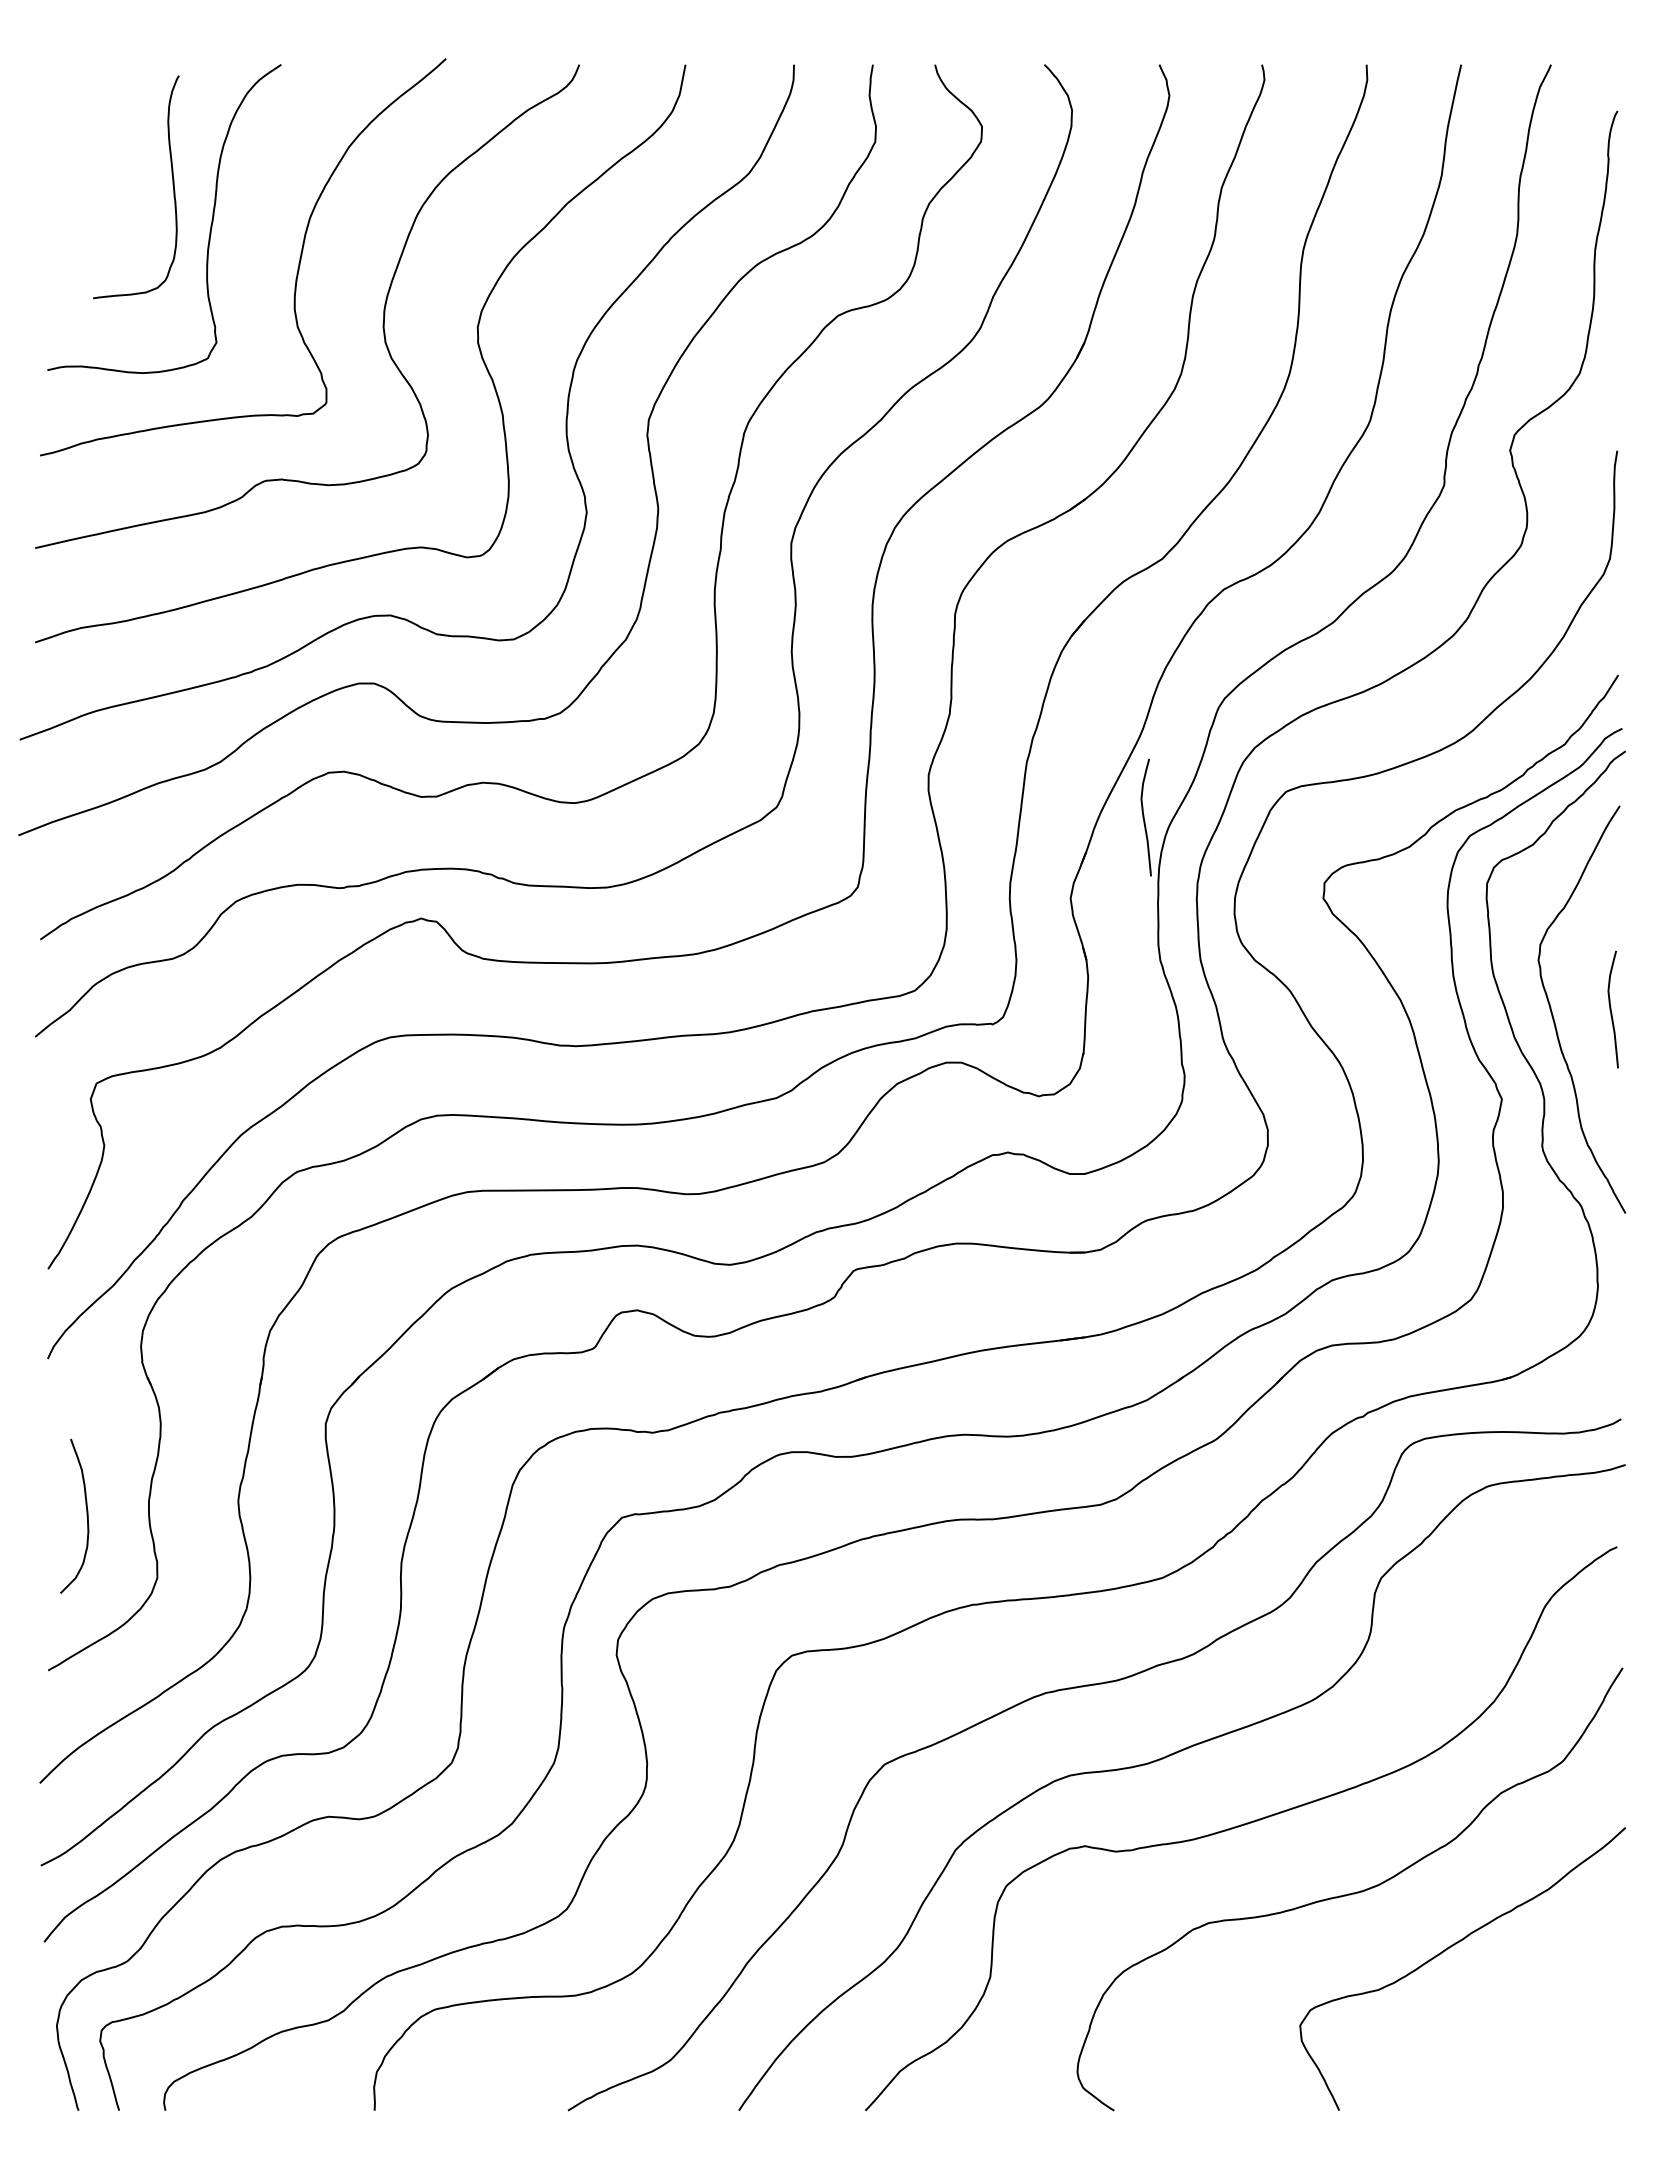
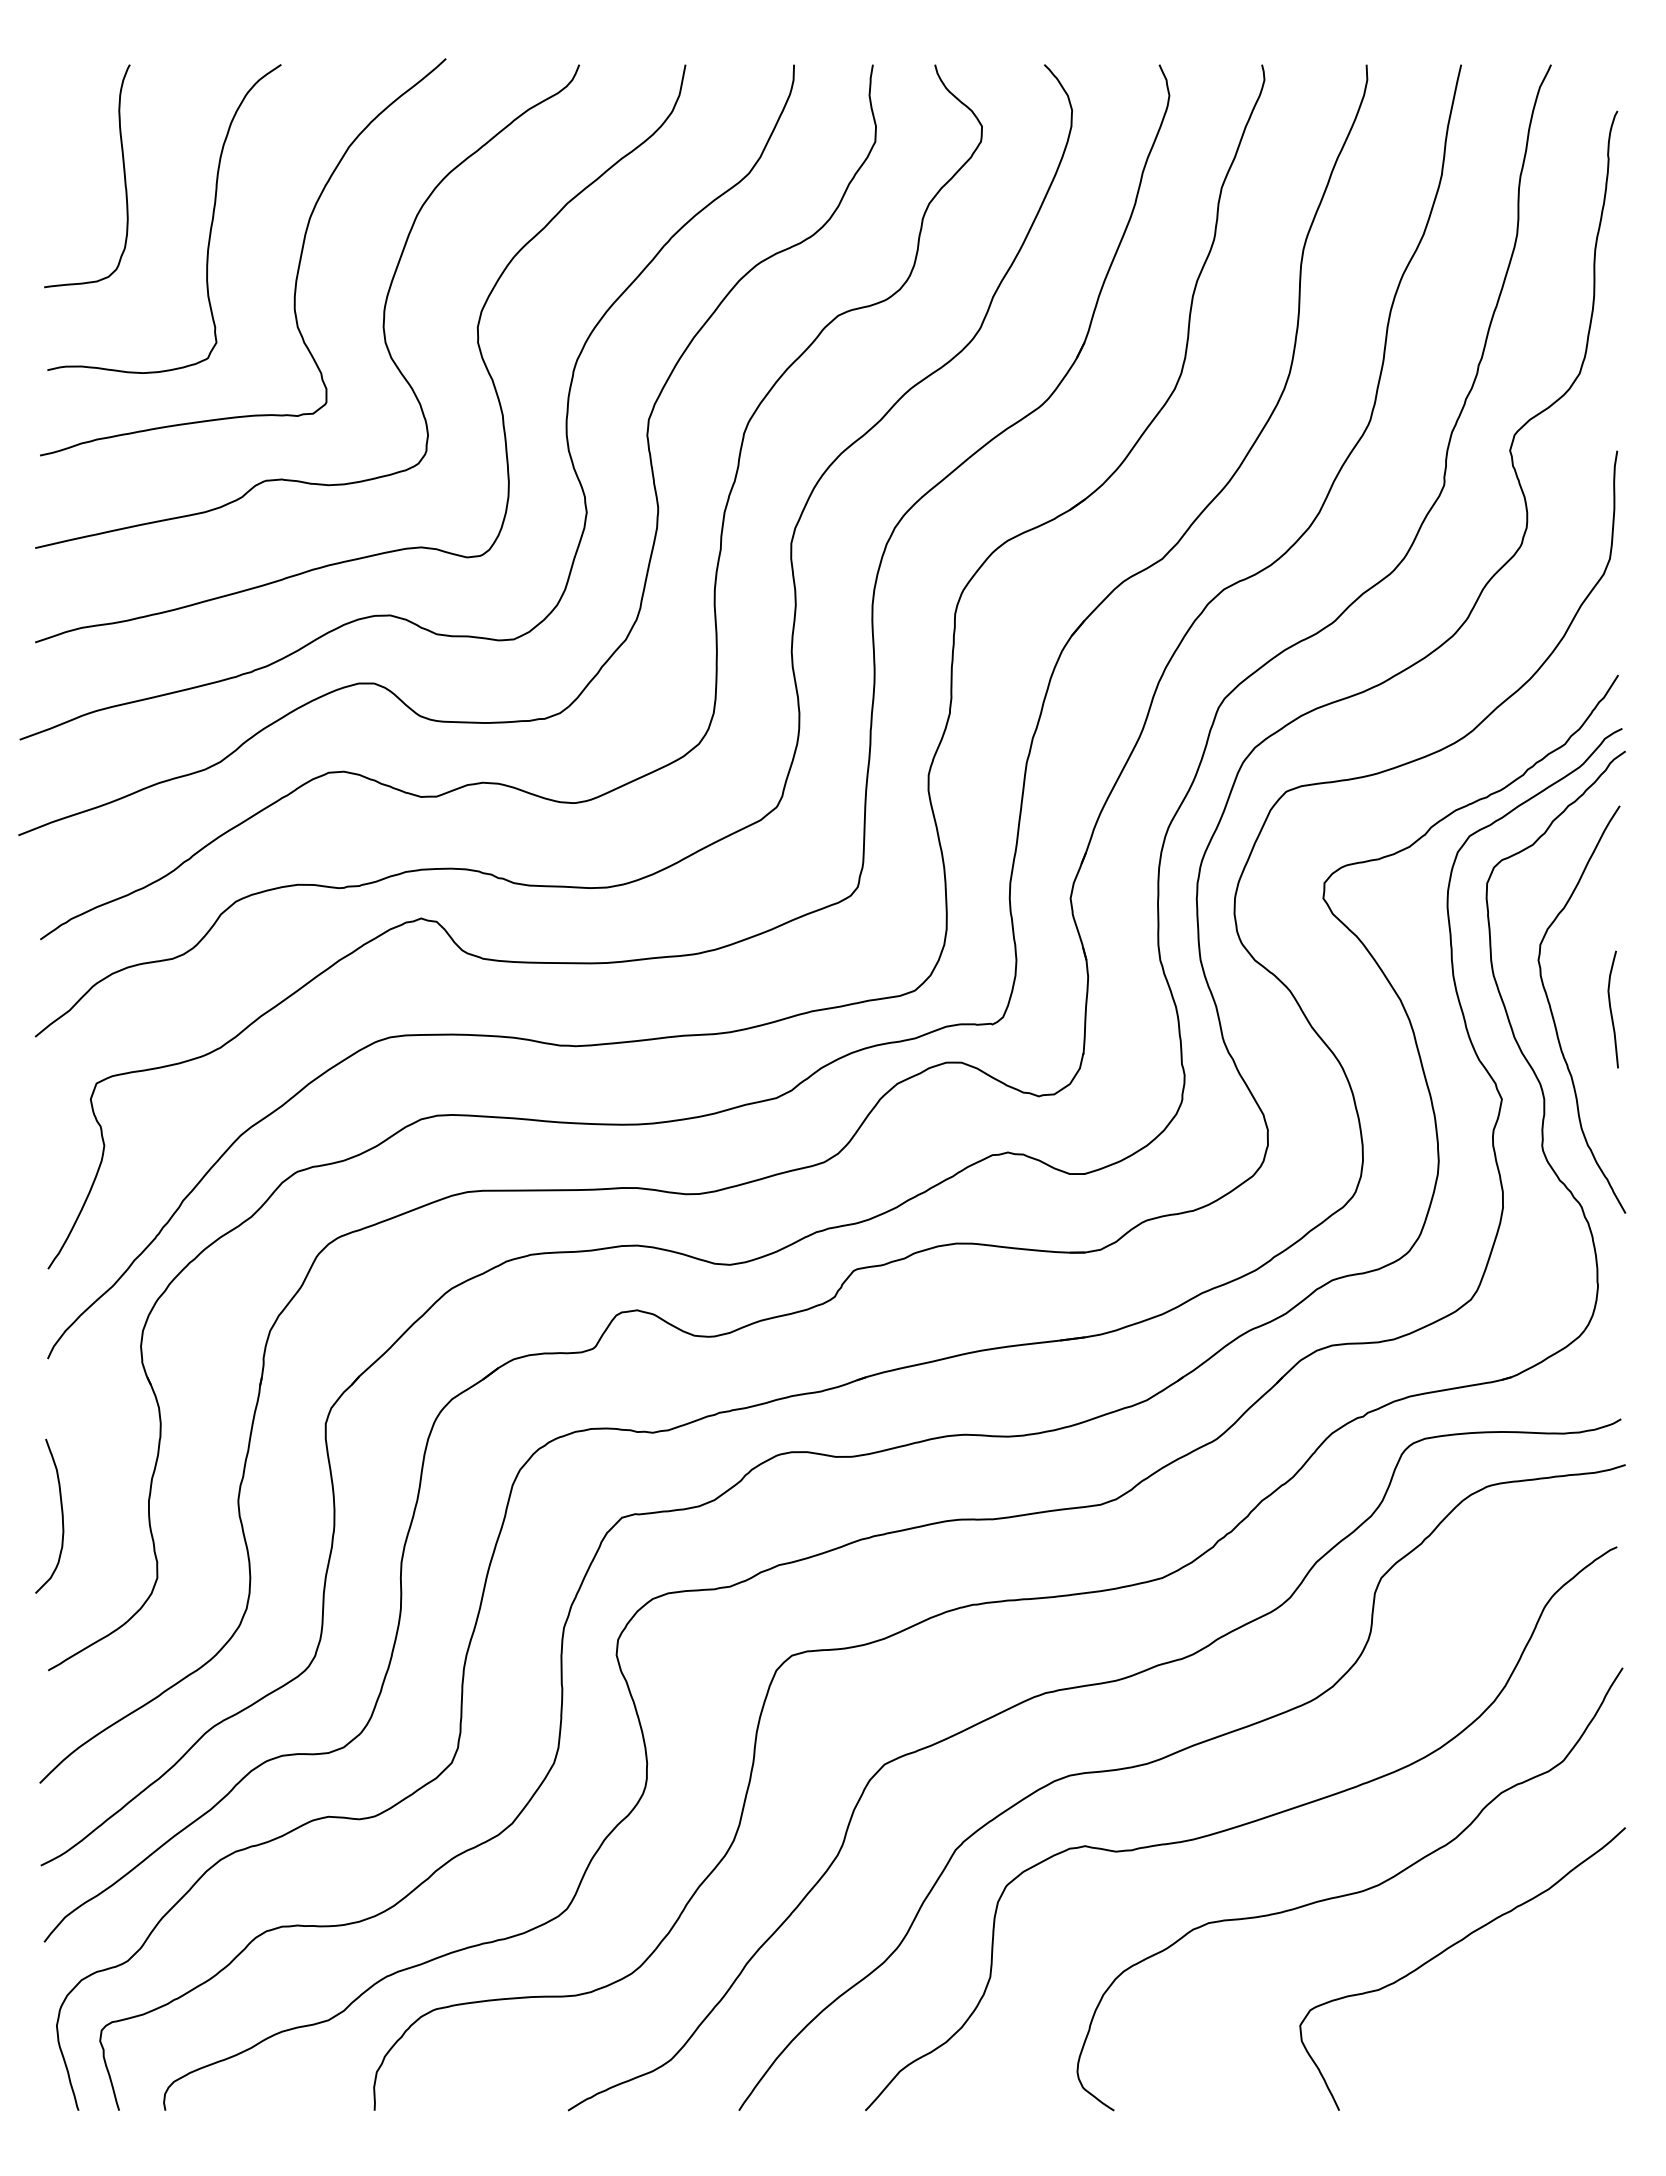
curve position: (172, 185) -> (123, 174) (123, 174)
curve: present -> none (1144, 817)
curve position: (86, 1515) -> (61, 1515) (61, 1515)
